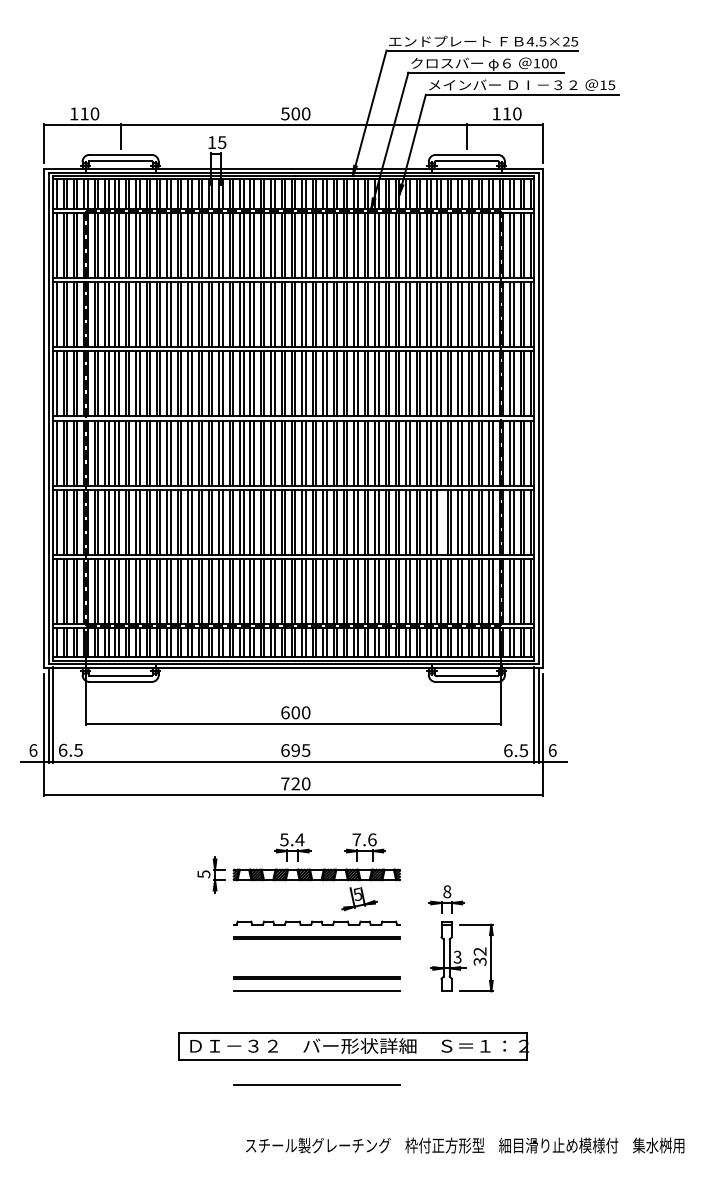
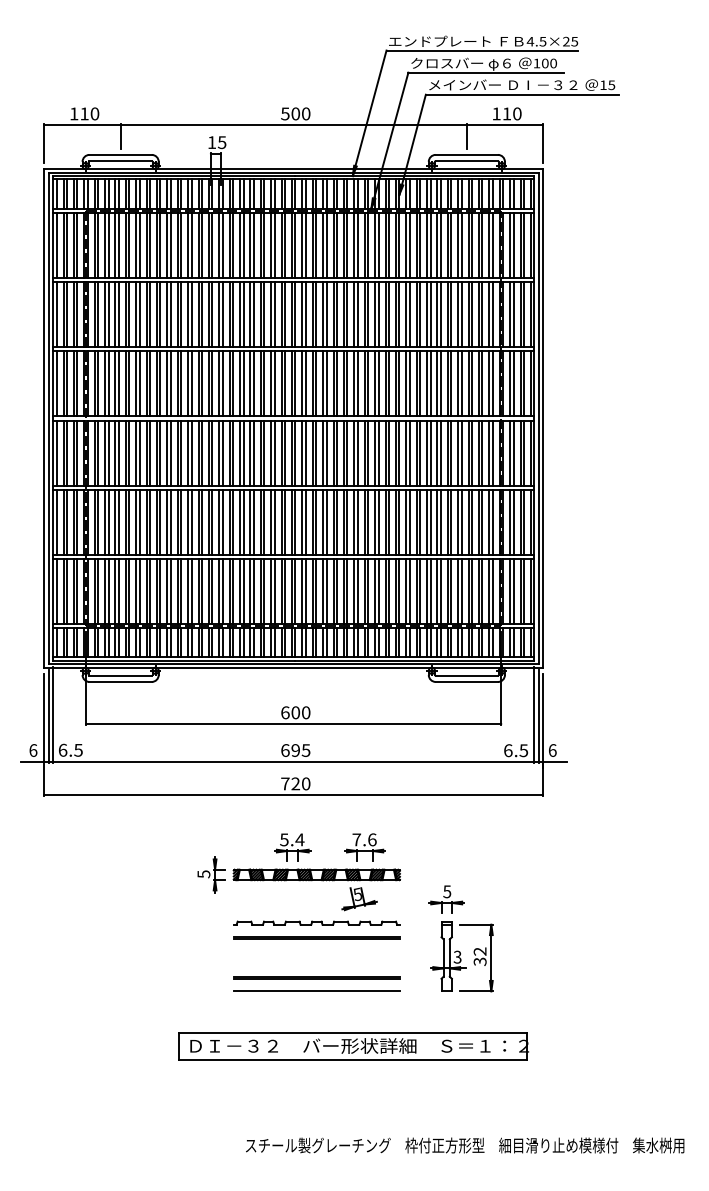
line: none -> present (440, 521)
text: 8 -> 5 (447, 891)
line: present -> none (316, 1084)
